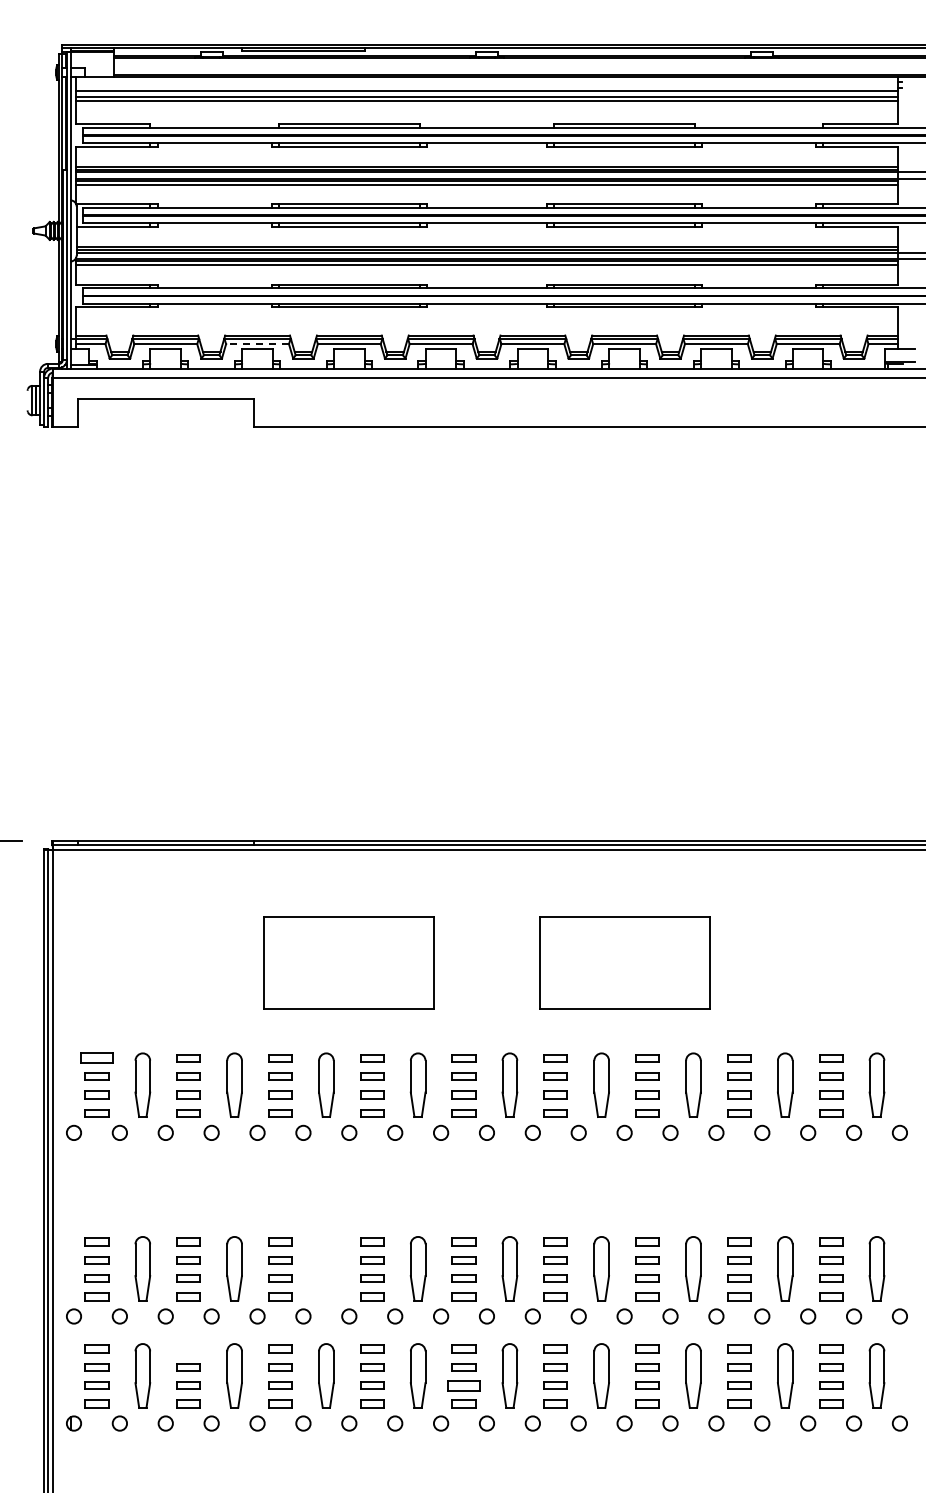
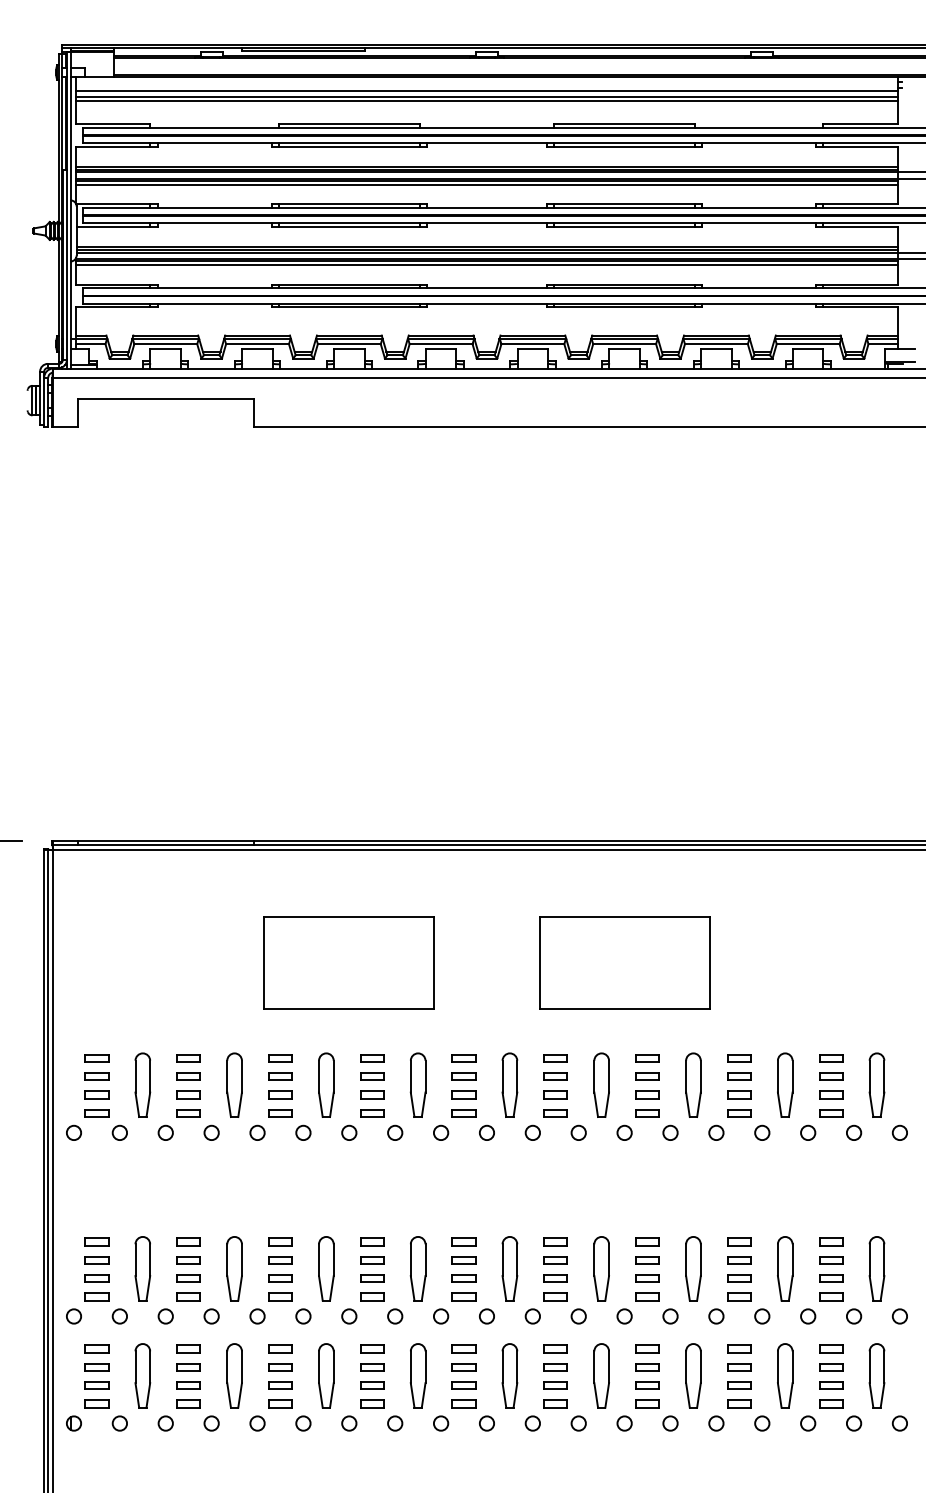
line: dashed -> solid (257, 344)
part size: 34x12 px -> 26x9 px (96, 1058)
part: none -> present (326, 1268)
part: none -> present (188, 1348)
part size: 34x12 px -> 26x9 px (463, 1385)
